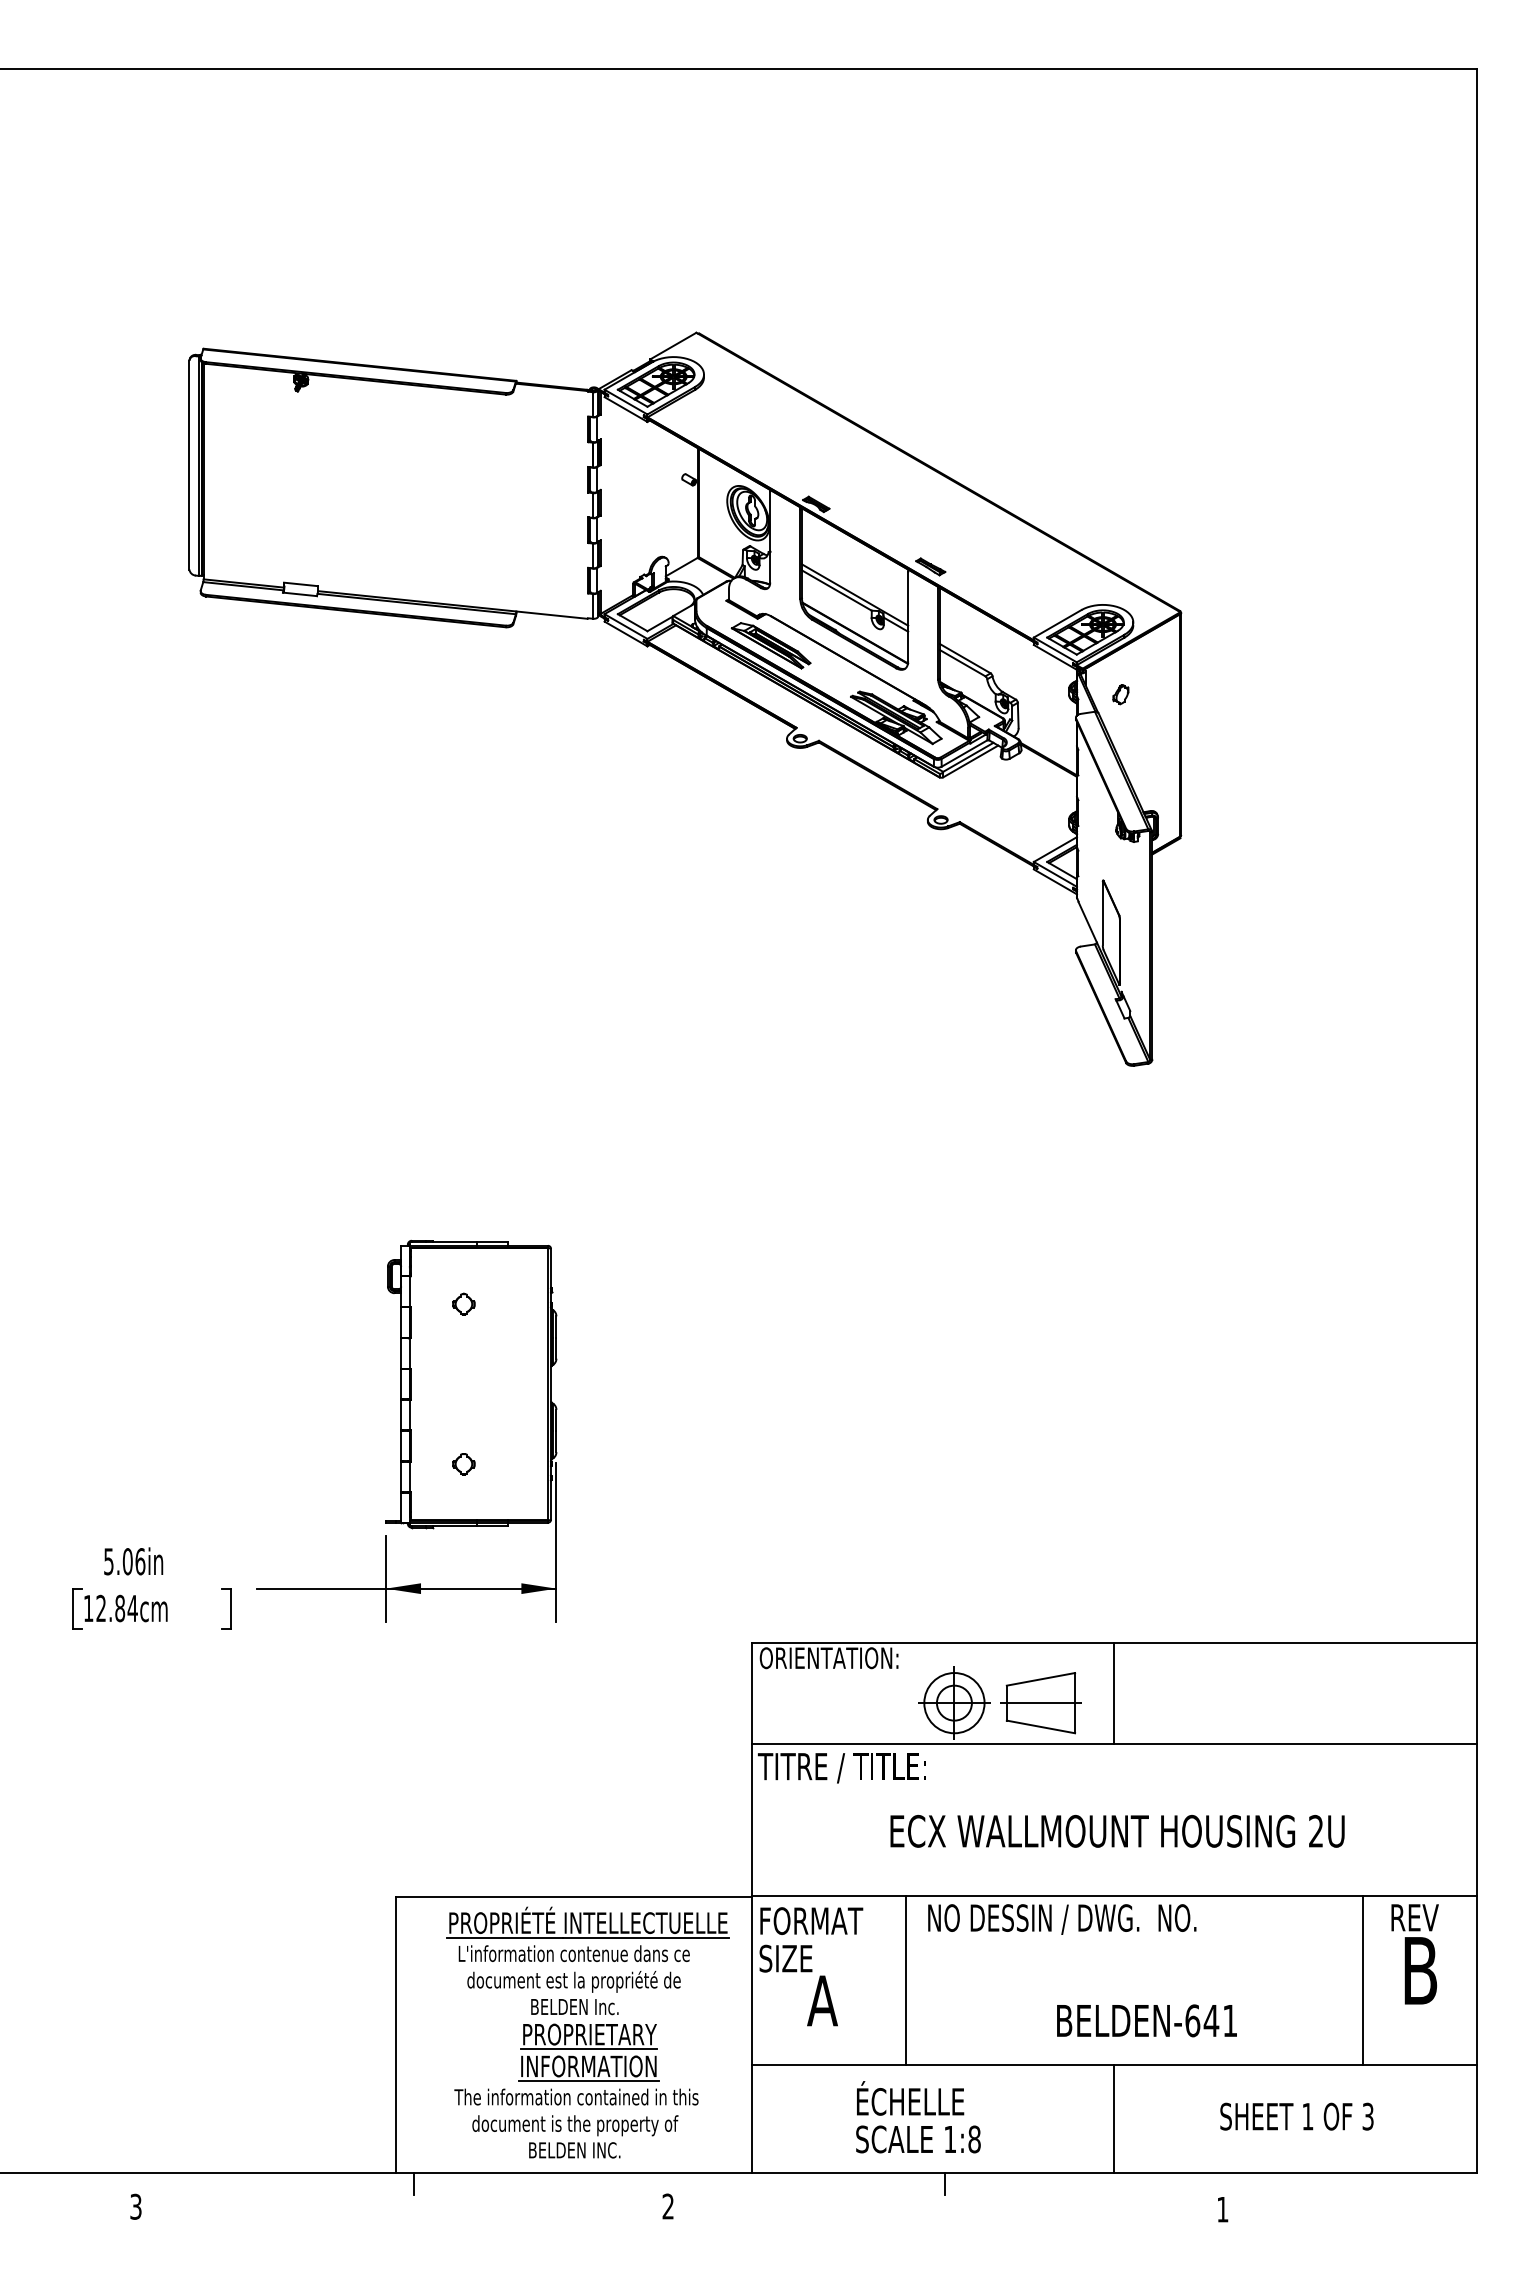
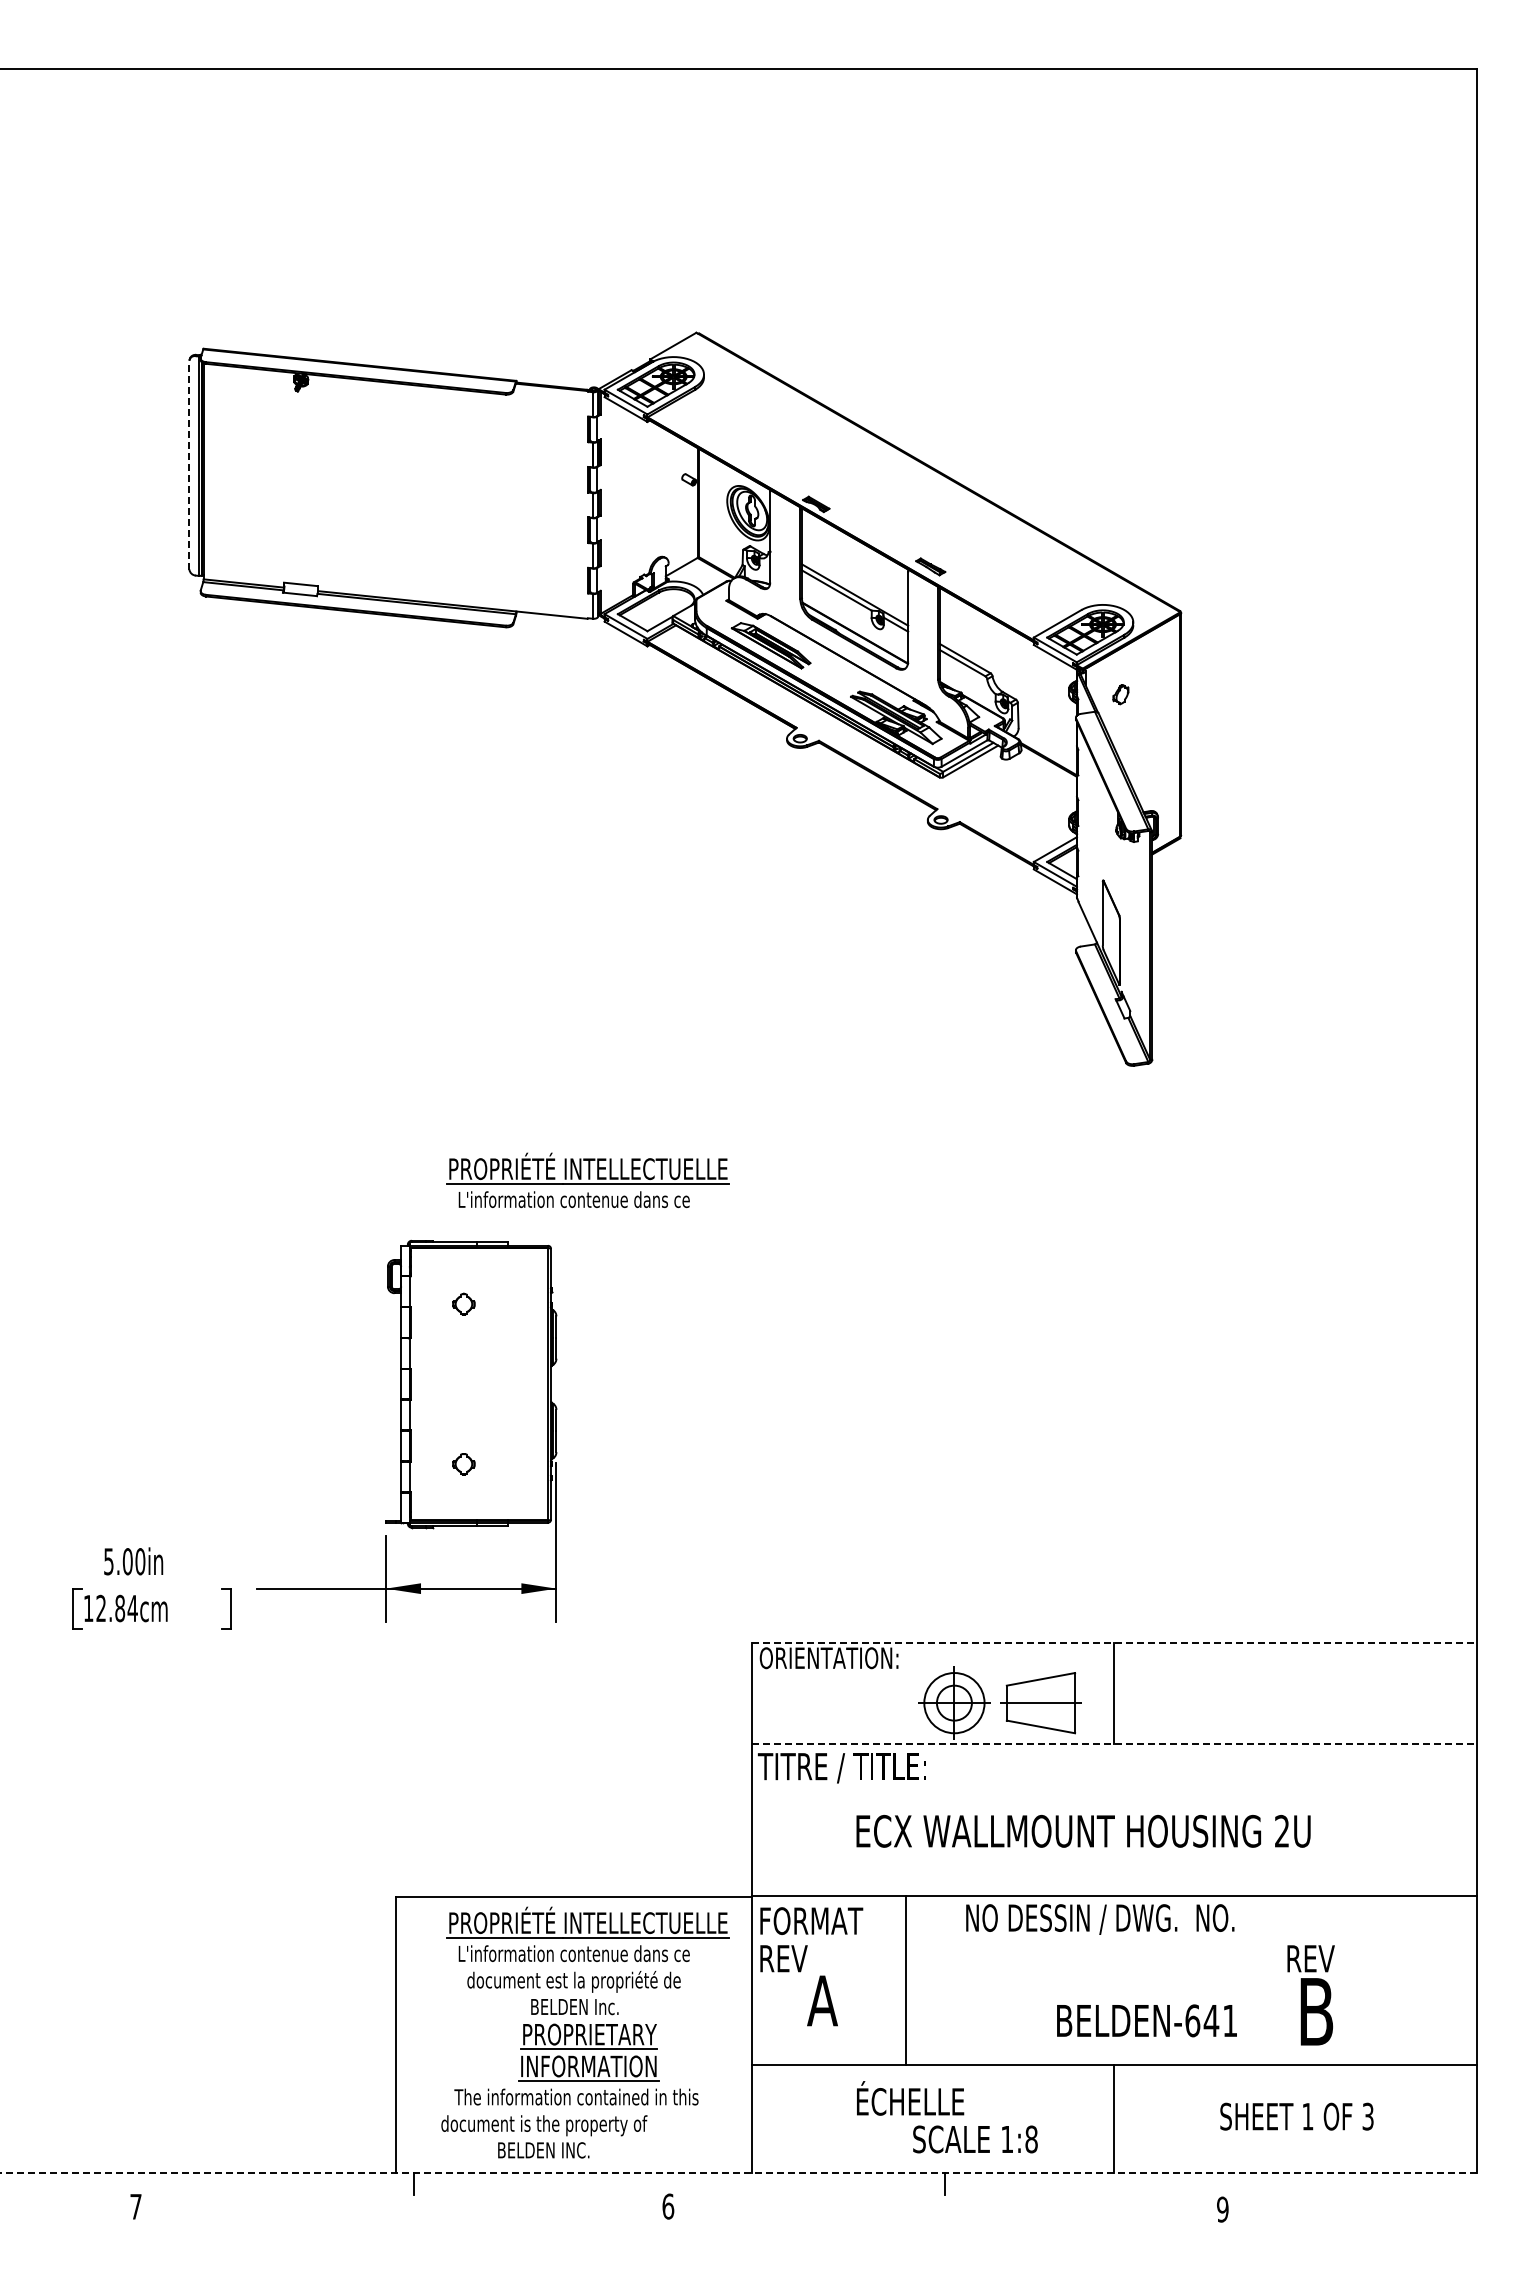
line: solid -> dashed (189, 464)
part: none -> present (587, 1180)
text: 5.06in -> 5.00in (140, 1561)
line: solid -> dashed (1114, 1642)
line: solid -> dashed (1114, 1744)
text position: (1117, 1830) -> (1083, 1830) (1083, 1830)
text position: (1062, 1919) -> (1100, 1919) (1100, 1919)
text position: (1414, 1954) -> (1310, 1995) (1310, 1995)
text: SIZE -> REV (785, 1958)
line: present -> none (1363, 1980)
text position: (575, 2136) -> (544, 2136) (544, 2136)
text position: (918, 2139) -> (975, 2139) (975, 2139)
line: solid -> dashed (738, 2172)
text: 3 -> 7 (135, 2206)
text: 2 -> 6 (668, 2206)
text: 1 -> 9 (1222, 2209)
